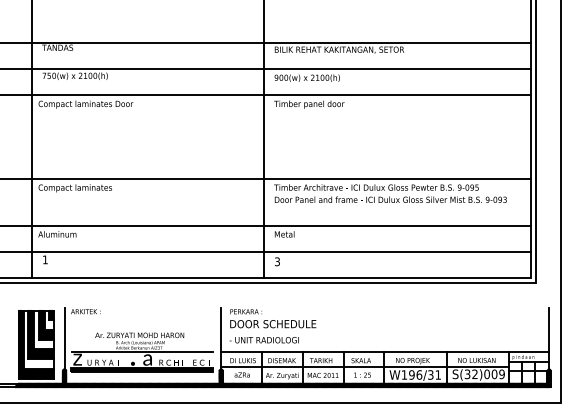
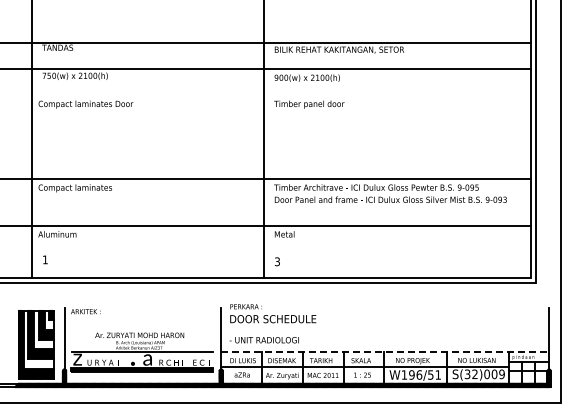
line: present -> none (266, 94)
line: present -> none (266, 251)
text position: (273, 318) -> (273, 313) (273, 313)
line: solid -> dashed (385, 351)
text: W196/31 -> W196/51 (430, 374)
